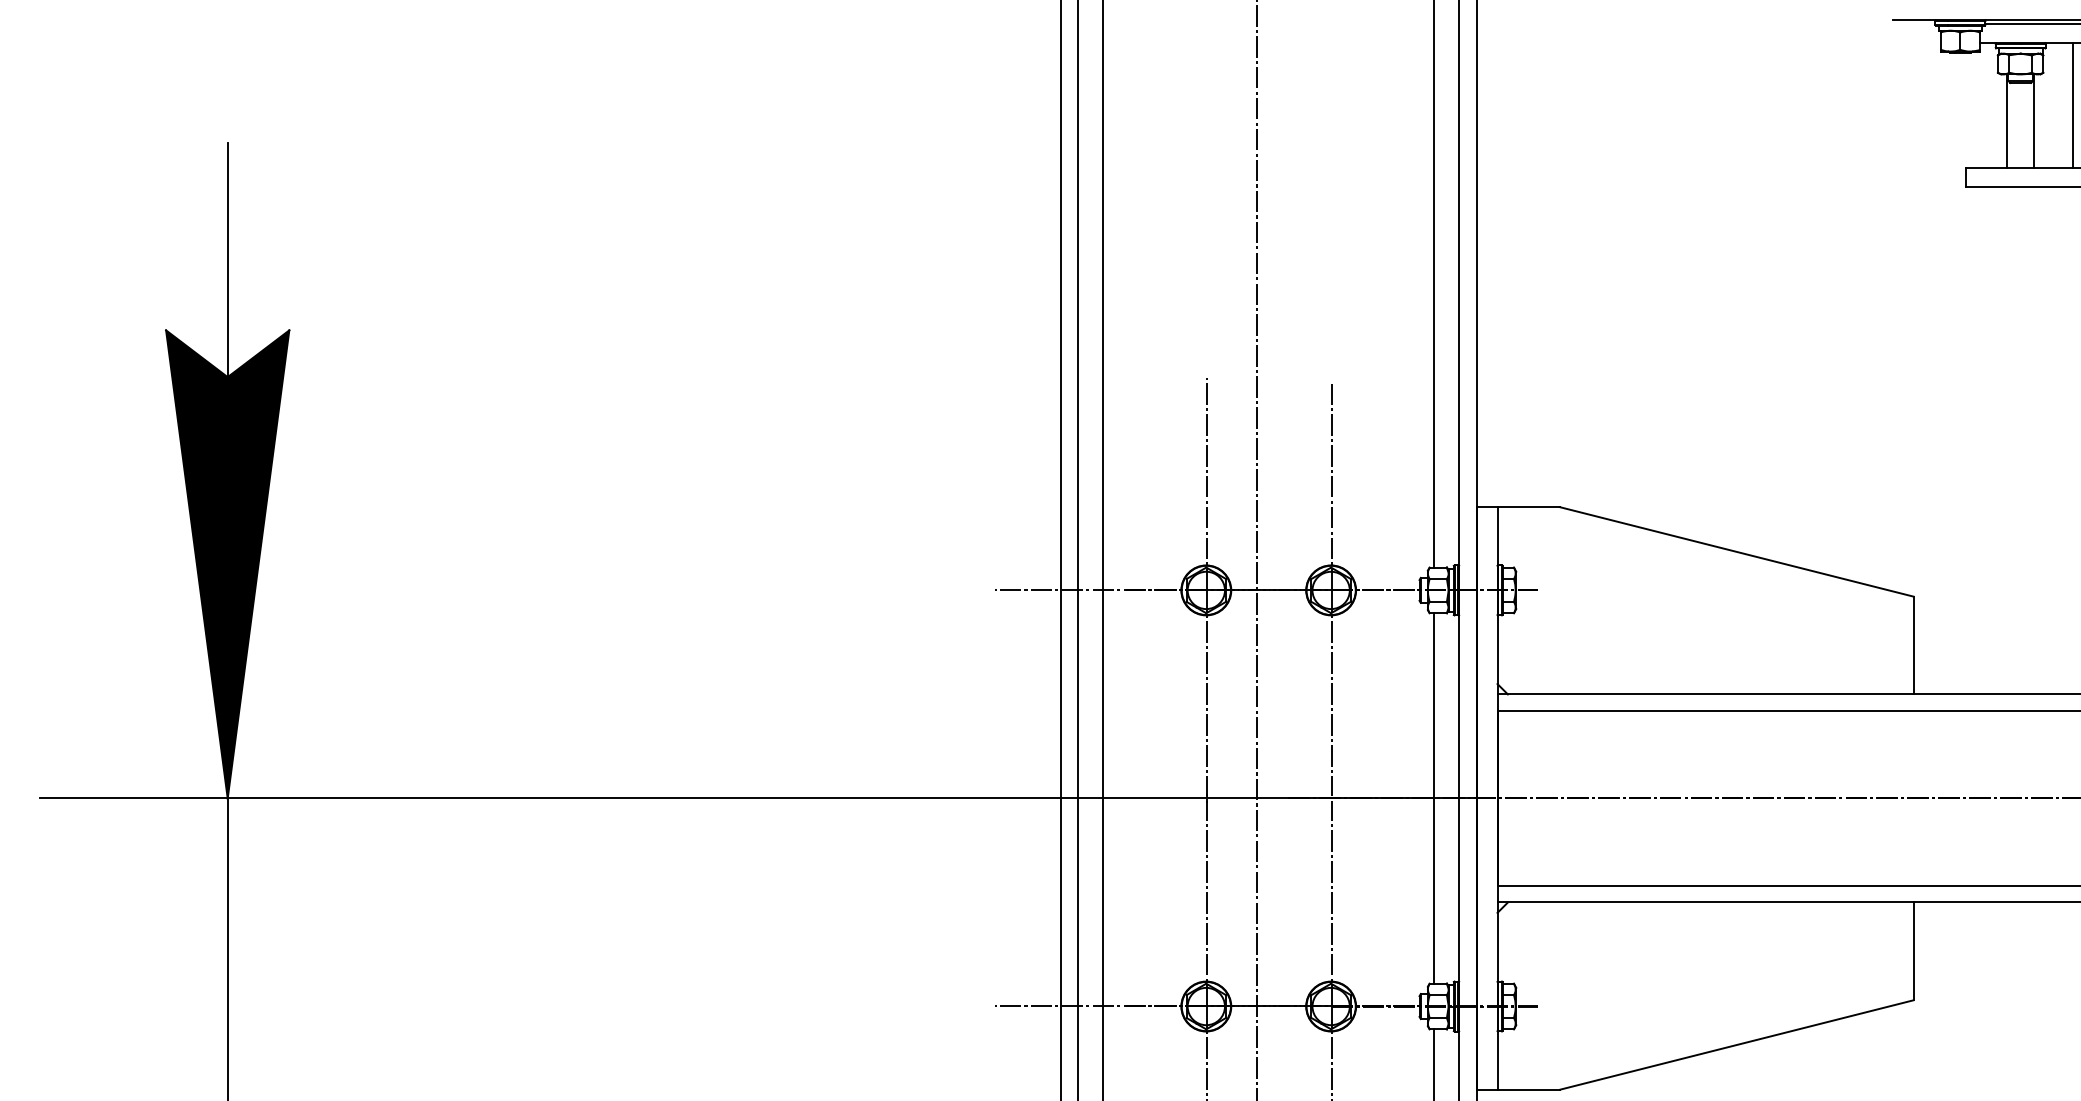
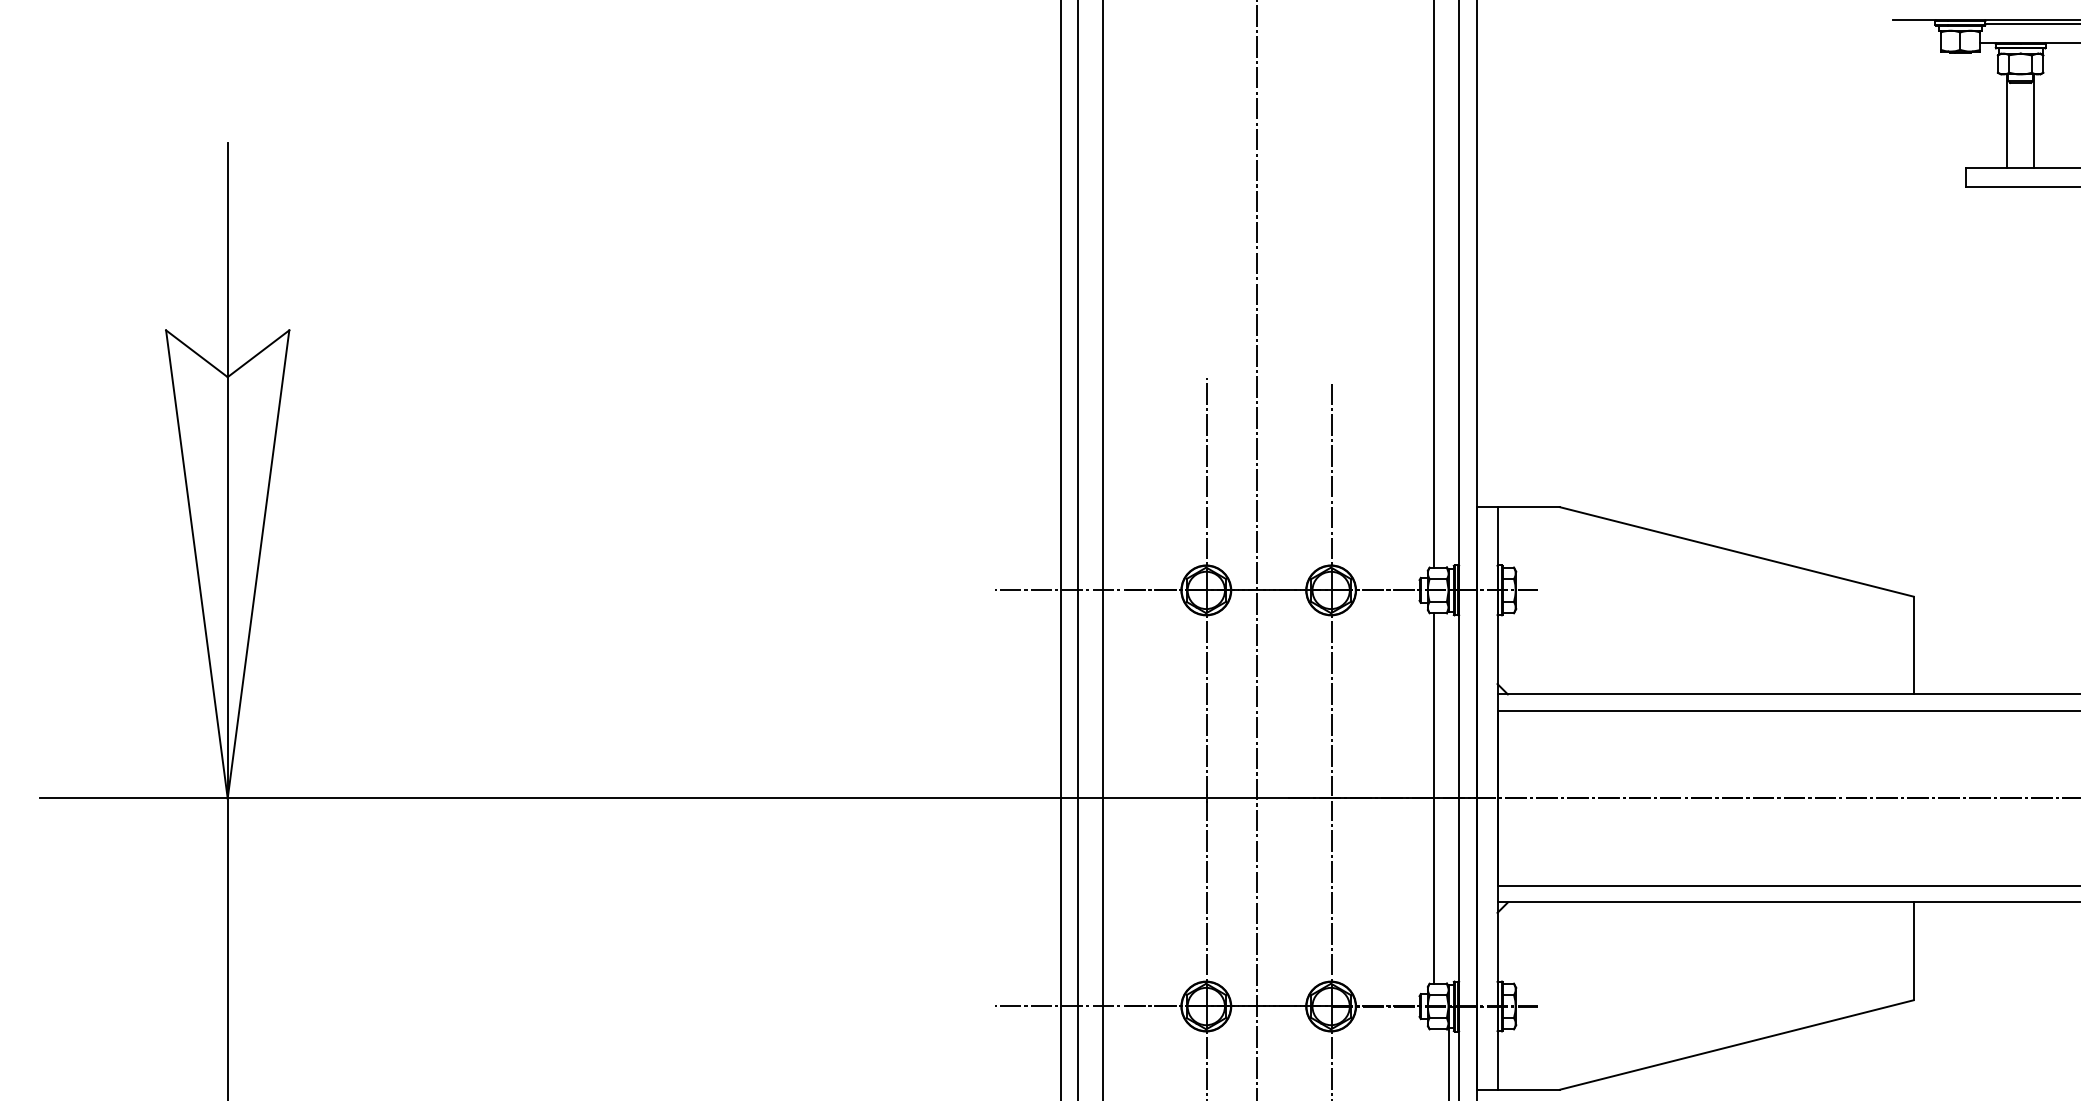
line: present -> none (2073, 105)
fill: present -> none (227, 564)
line position: (1434, 1063) -> (1449, 1063) (1449, 1063)
